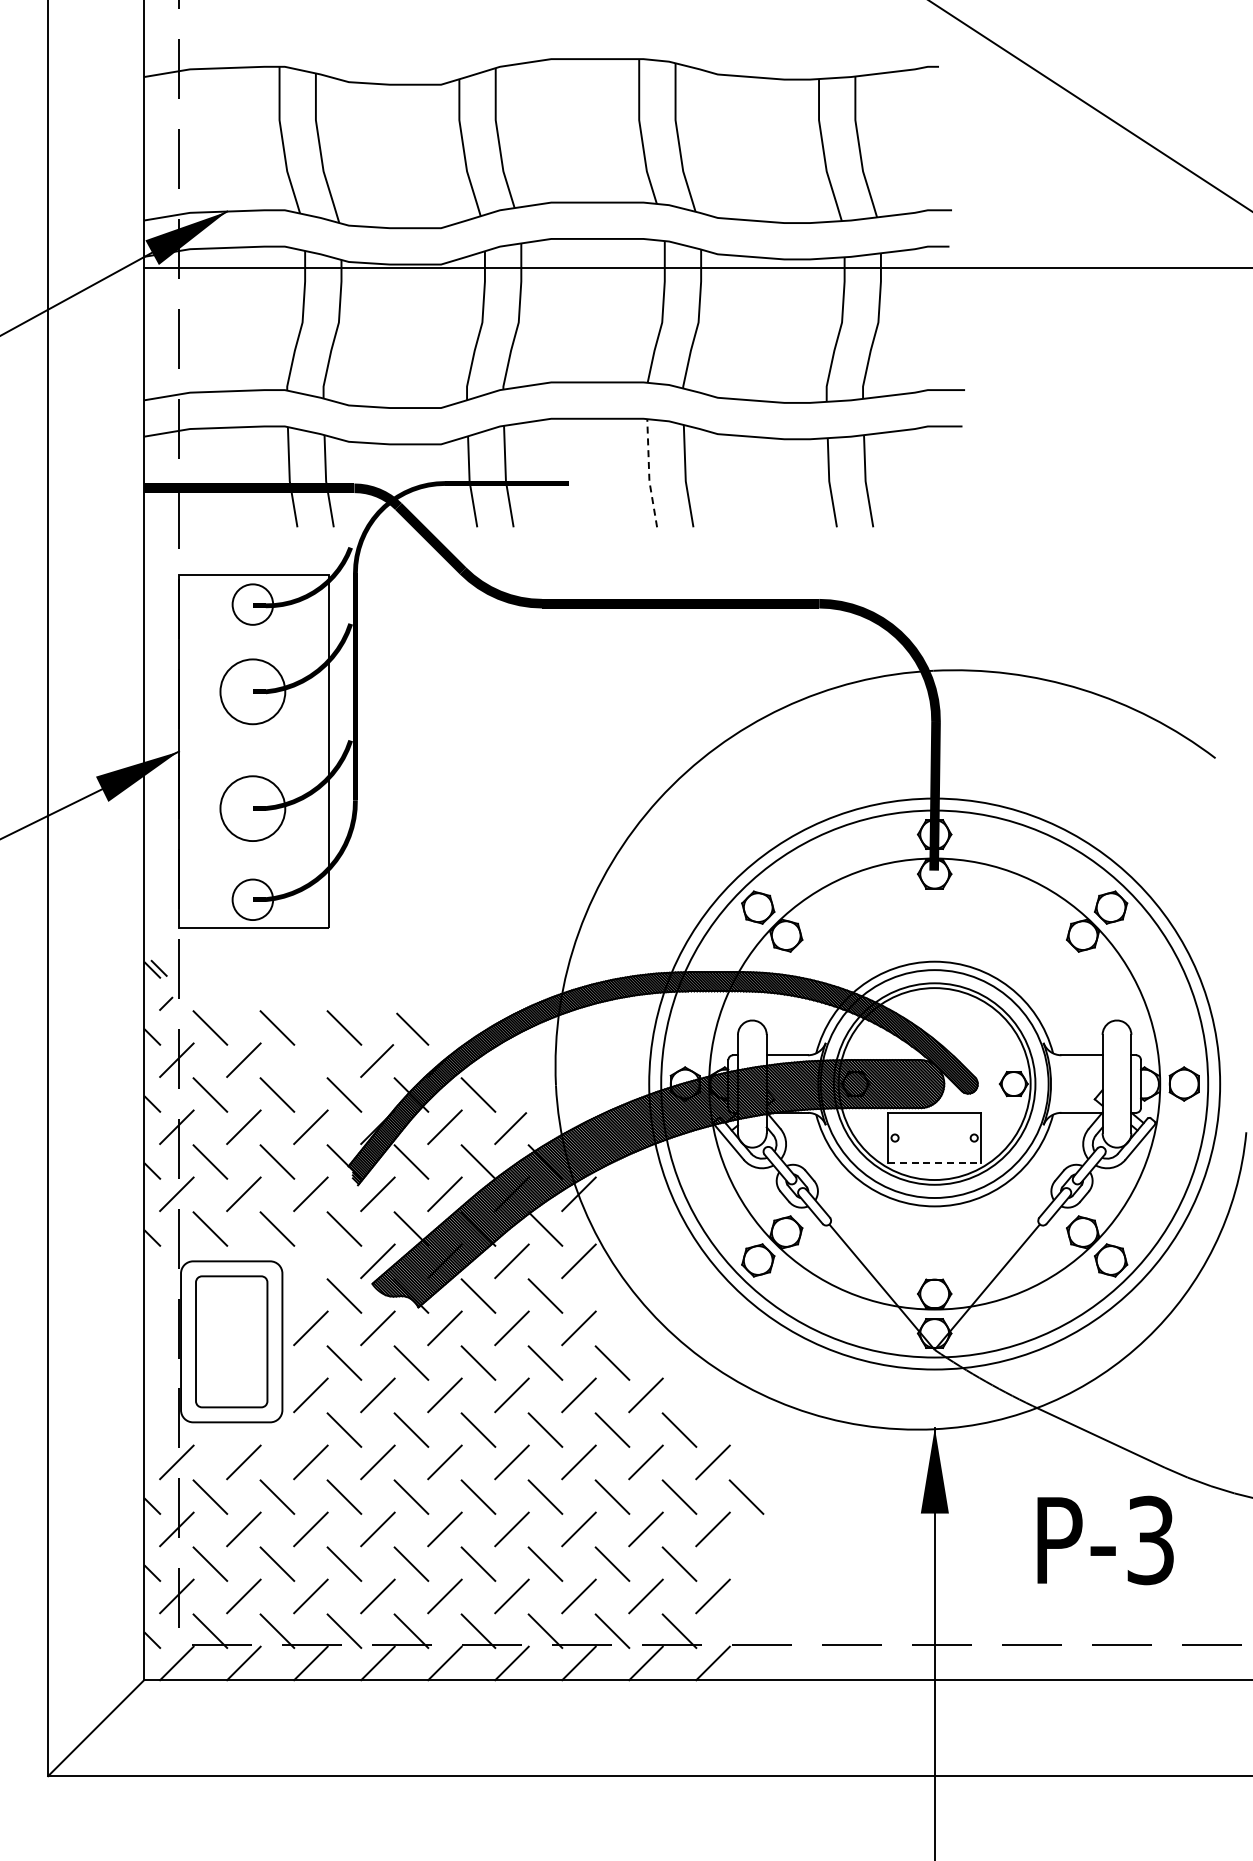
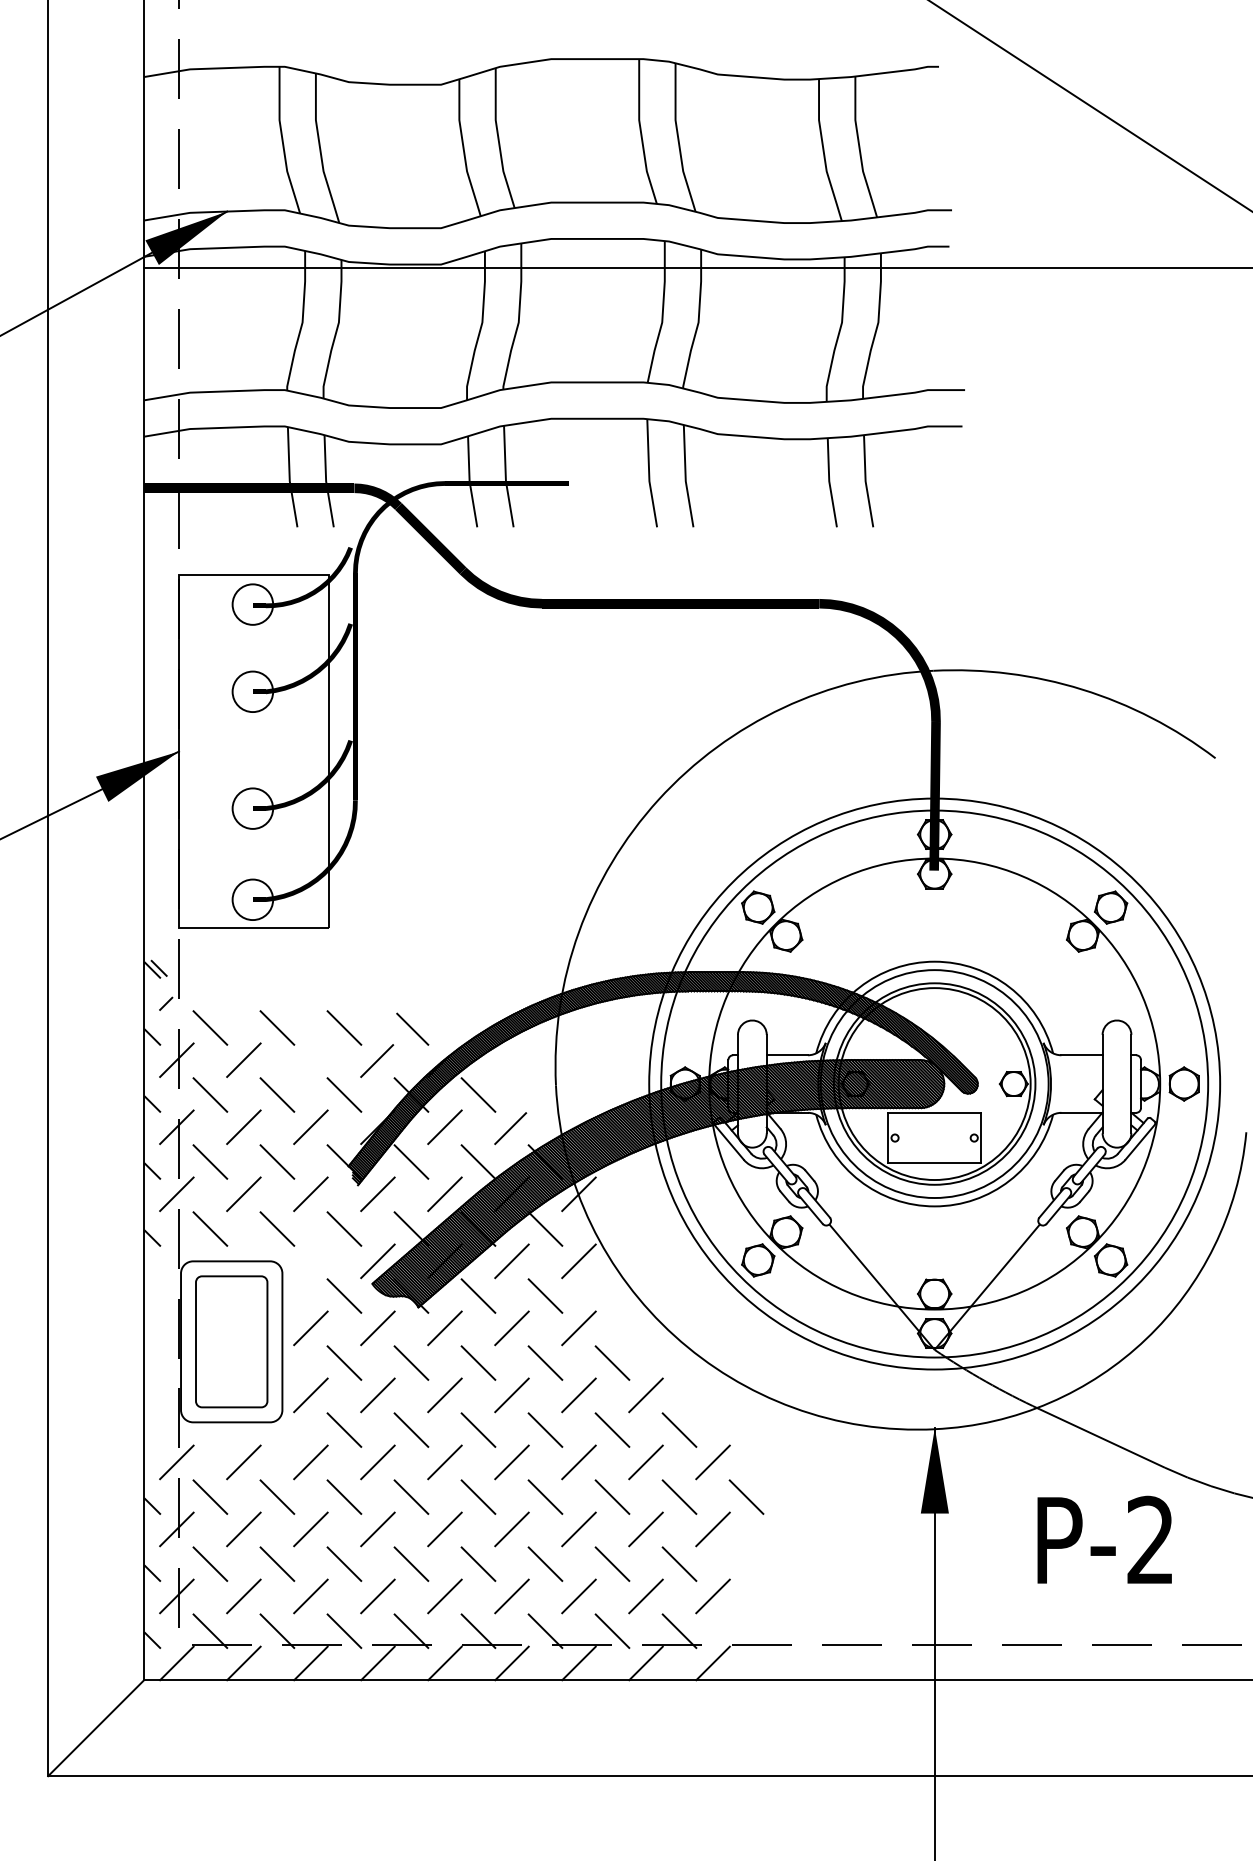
line: dashed -> solid (649, 473)
circle diameter: 65 px -> 41 px (252, 691)
circle diameter: 65 px -> 41 px (252, 808)
line: dashed -> solid (934, 1163)
text: P-3 -> P-2 (1150, 1540)
